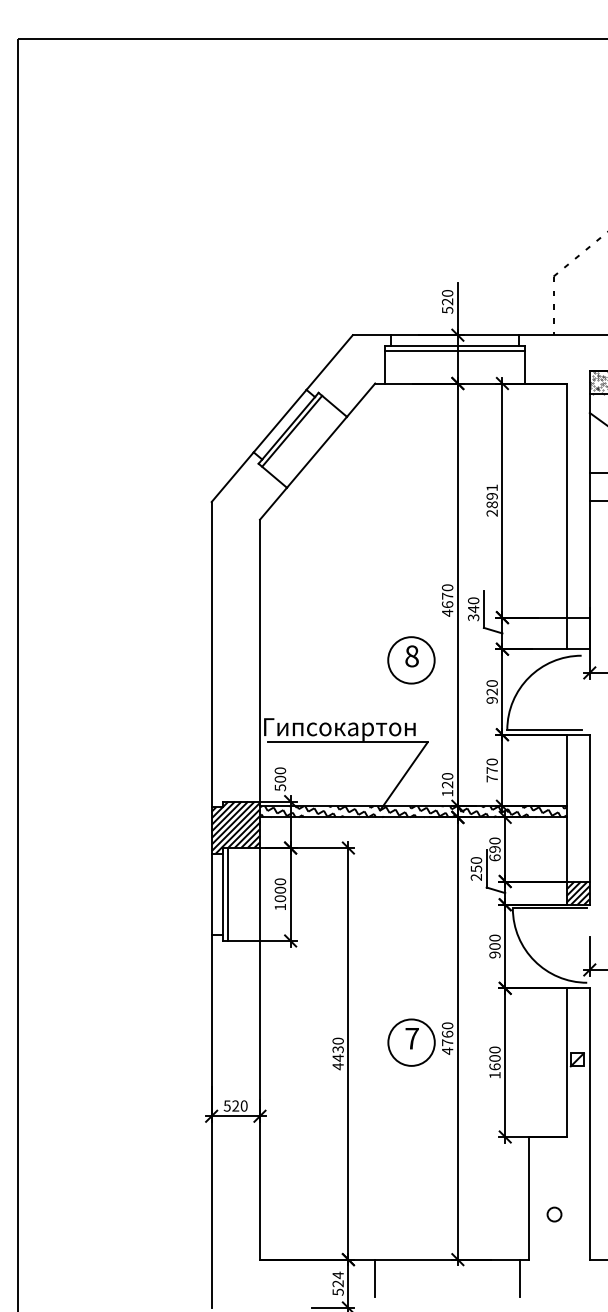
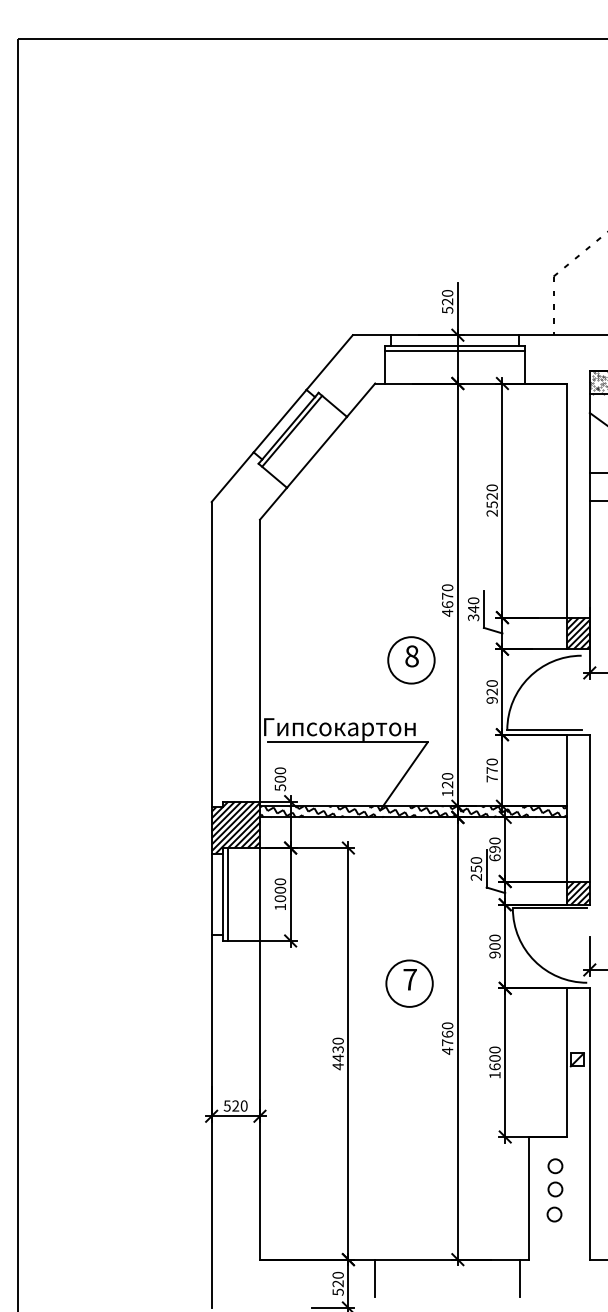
text: 2891 -> 2520 (491, 496)
hatch: none -> present (577, 633)
part position: (411, 1042) -> (409, 983) (409, 983)
part: none -> present (555, 1177)
text: 524 -> 520 (337, 1275)
